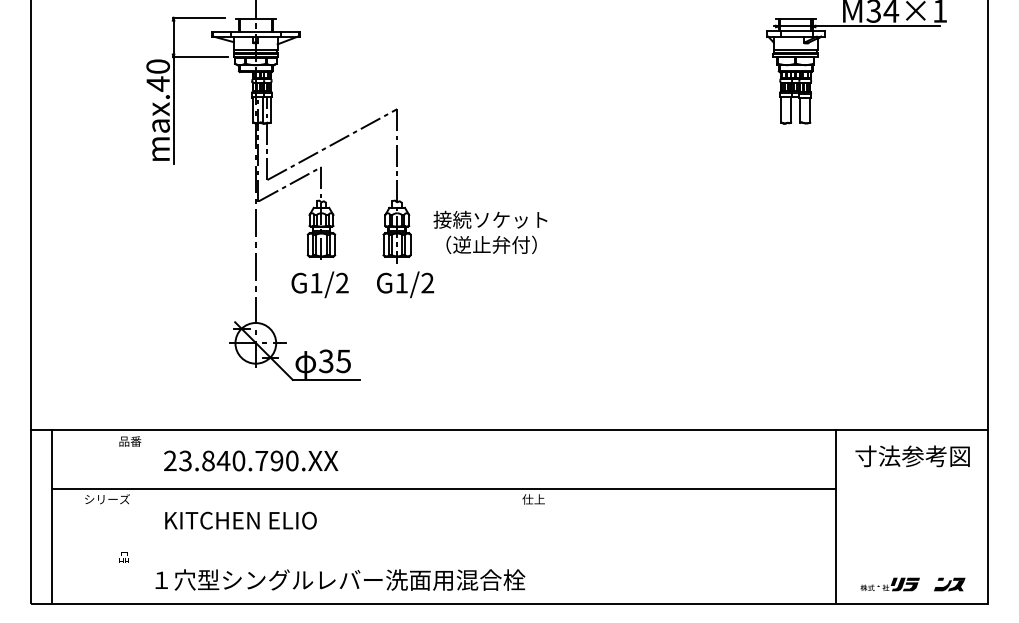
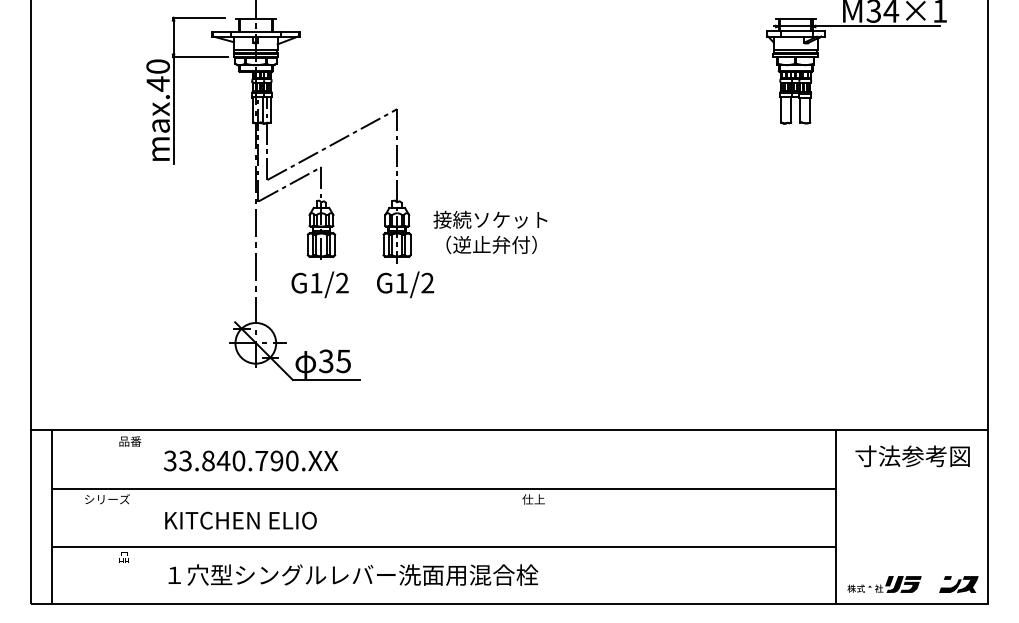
text: 23.840.790.XX -> 33.840.790.XX (169, 461)
line: none -> present (443, 547)
text position: (340, 579) -> (353, 574) (353, 574)
part size: 106x15 px -> 132x17 px (912, 584)
